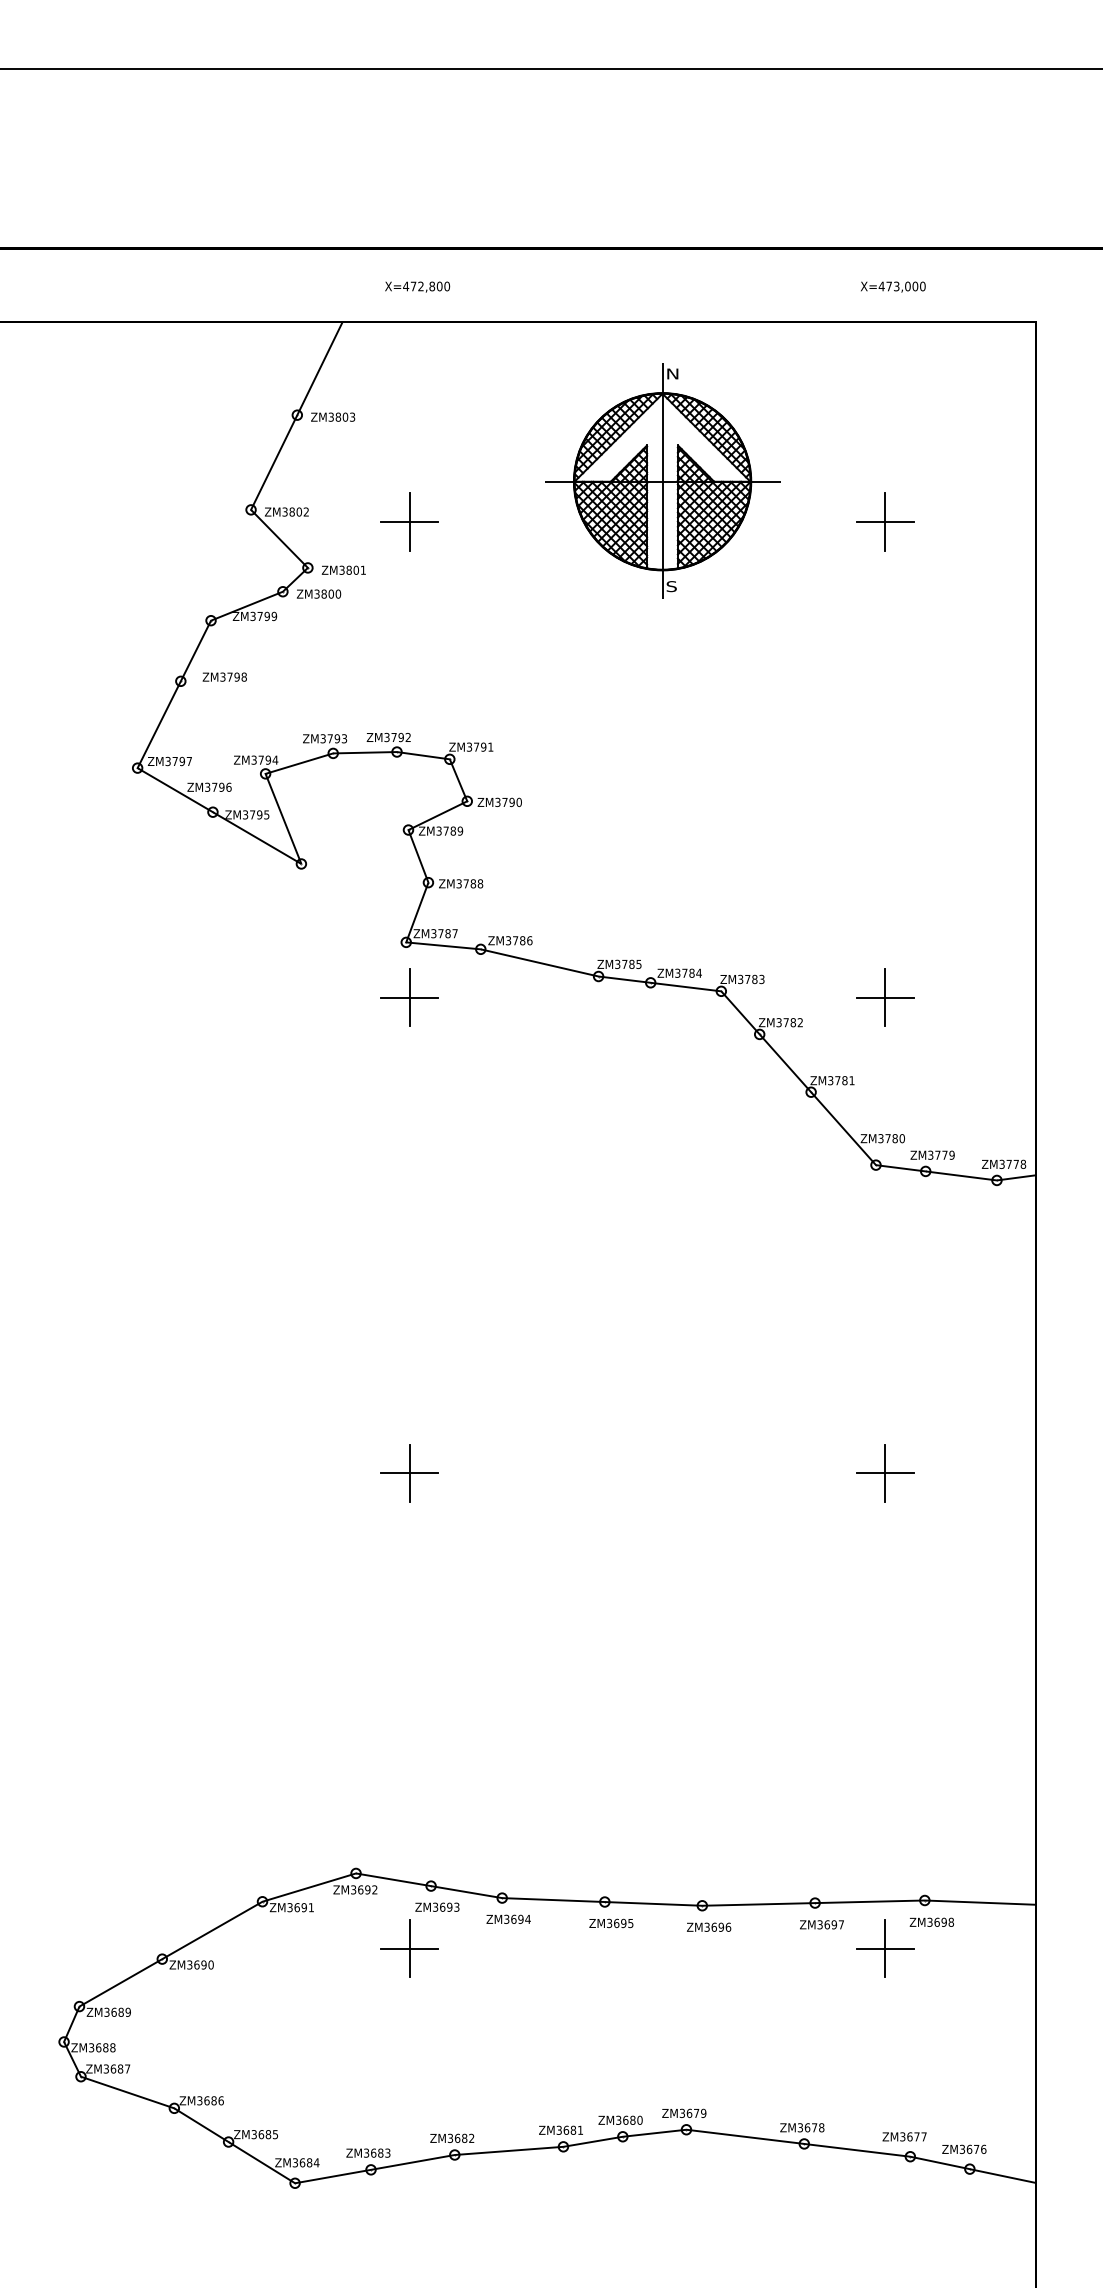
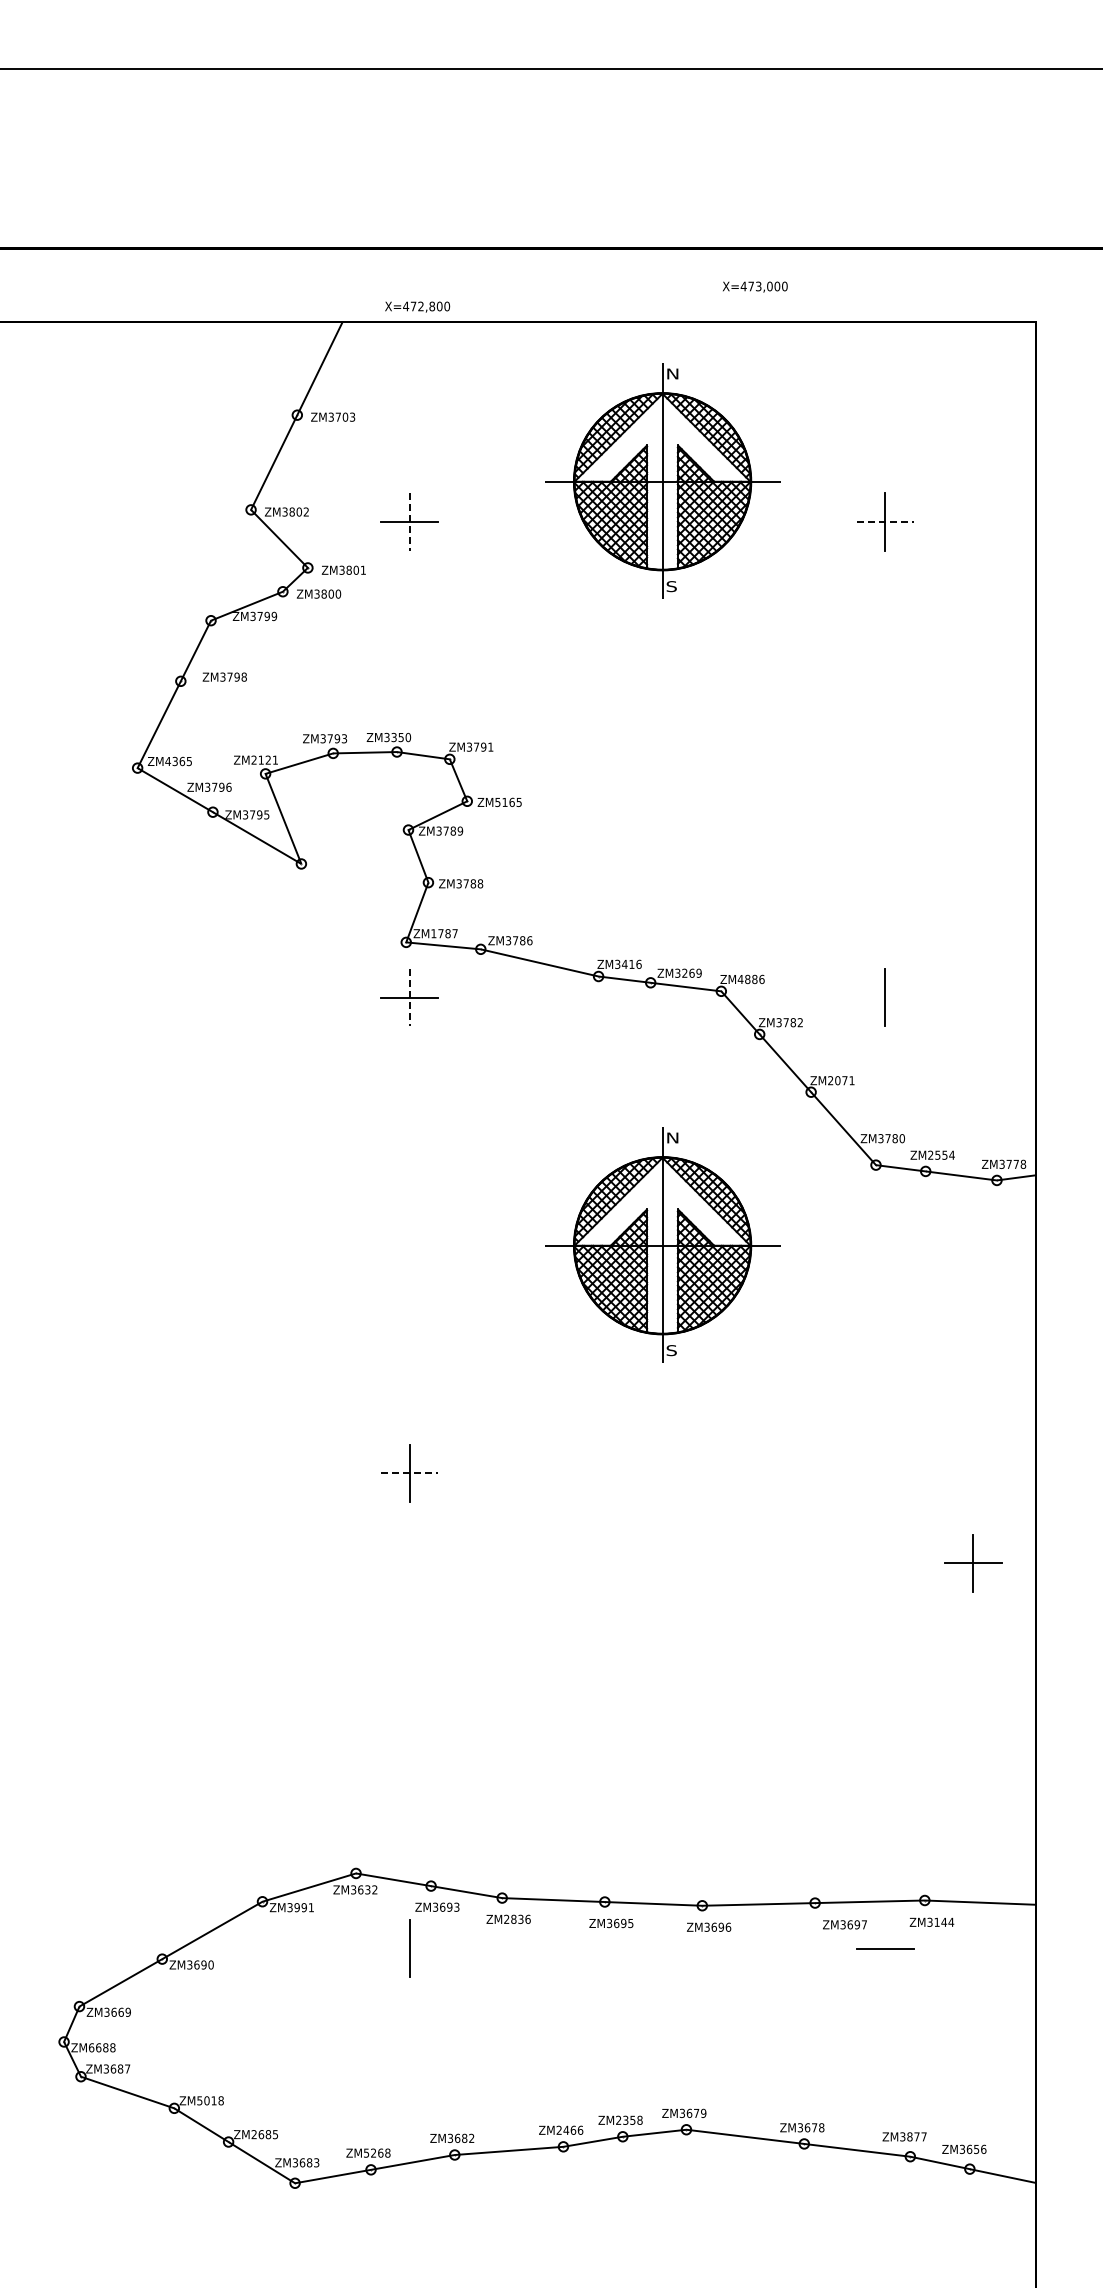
text position: (417, 286) -> (417, 306) (417, 306)
text position: (893, 286) -> (755, 286) (755, 286)
text: ZM3803 -> ZM3703 (338, 416)
line: solid -> dashed (409, 521)
line: solid -> dashed (885, 521)
text: ZM3792 -> ZM3350 (401, 737)
text: ZM3794 -> ZM2121 (264, 759)
text: ZM3797 -> ZM4365 (178, 761)
text: ZM3790 -> ZM5165 (508, 801)
text: ZM3787 -> ZM1787 (433, 933)
text: ZM3785 -> ZM3416 (631, 963)
text: ZM3784 -> ZM3269 (691, 972)
text: ZM3783 -> ZM4886 (750, 979)
line: solid -> dashed (409, 997)
line: present -> none (884, 997)
text: ZM3781 -> ZM2071 (837, 1080)
text: ZM3779 -> ZM2554 (941, 1154)
part: none -> present (662, 1244)
line: solid -> dashed (409, 1473)
part position: (885, 1473) -> (973, 1563) (973, 1563)
text: ZM3692 -> ZM3632 (367, 1889)
text: ZM3691 -> ZM3991 (296, 1907)
text: ZM3694 -> ZM2836 (517, 1918)
text: ZM3698 -> ZM3144 (944, 1921)
text position: (821, 1924) -> (844, 1924) (844, 1924)
line: present -> none (409, 1948)
line: present -> none (885, 1948)
text: ZM3689 -> ZM3669 (120, 2011)
text: ZM3688 -> ZM6688 (91, 2047)
text: ZM3686 -> ZM5018 (210, 2100)
text: ZM3680 -> ZM2358 (629, 2119)
text: ZM3681 -> ZM2466 (569, 2129)
text: ZM3685 -> ZM2685 (253, 2134)
text: ZM3677 -> ZM3877 (909, 2136)
text: ZM3676 -> ZM3656 (976, 2149)
text: ZM3683 -> ZM5268 (377, 2152)
text: ZM3684 -> ZM3683 (316, 2162)
